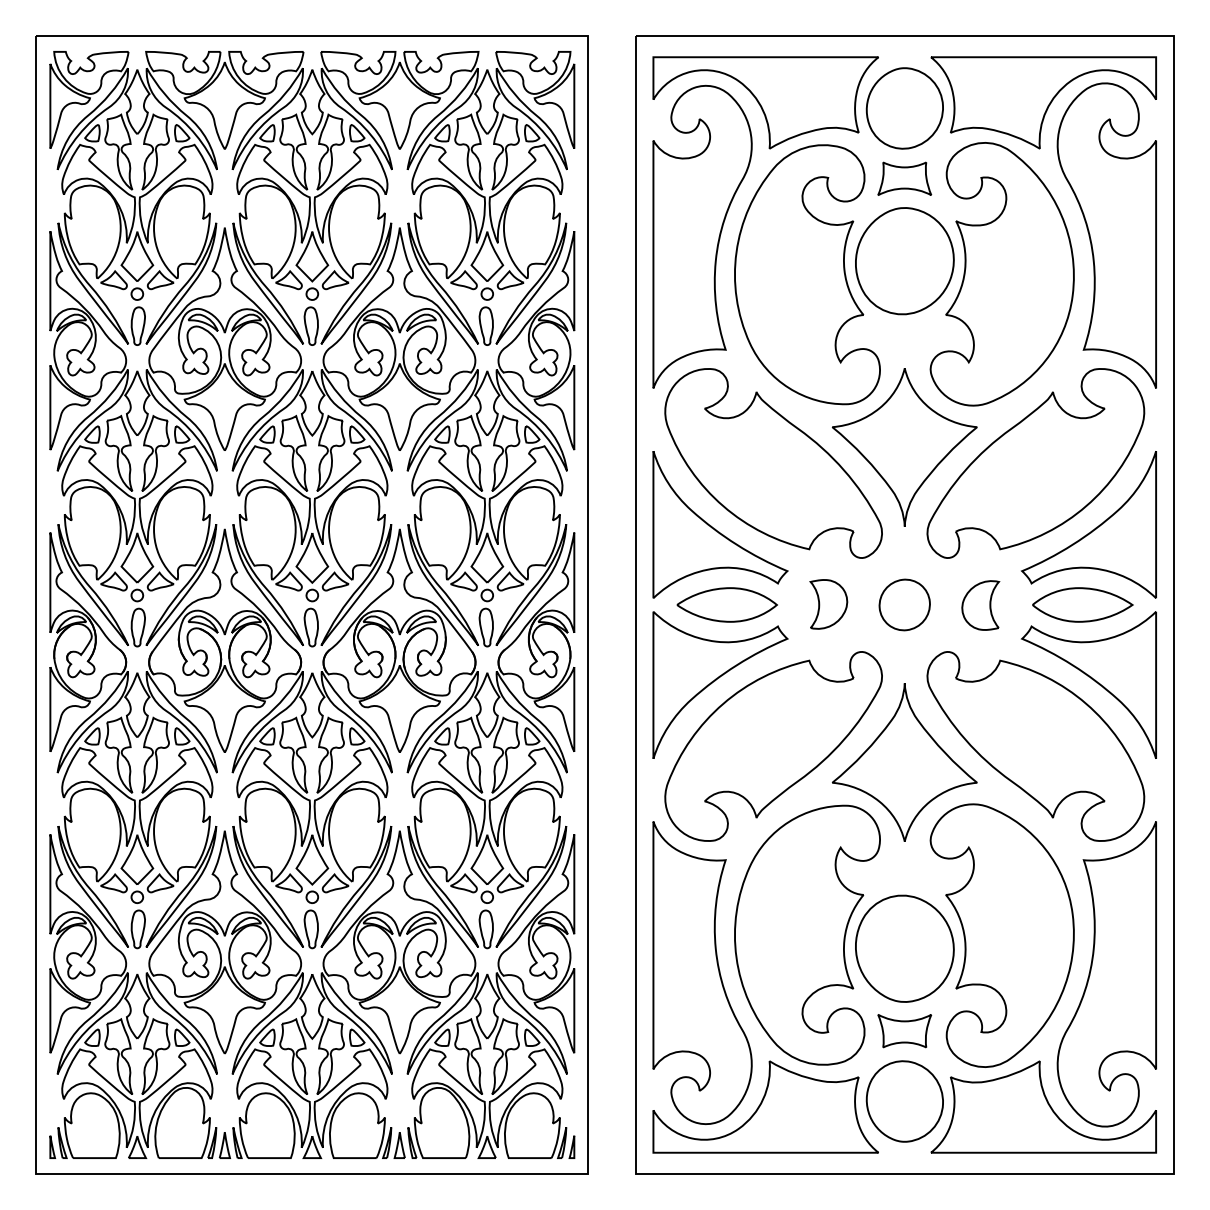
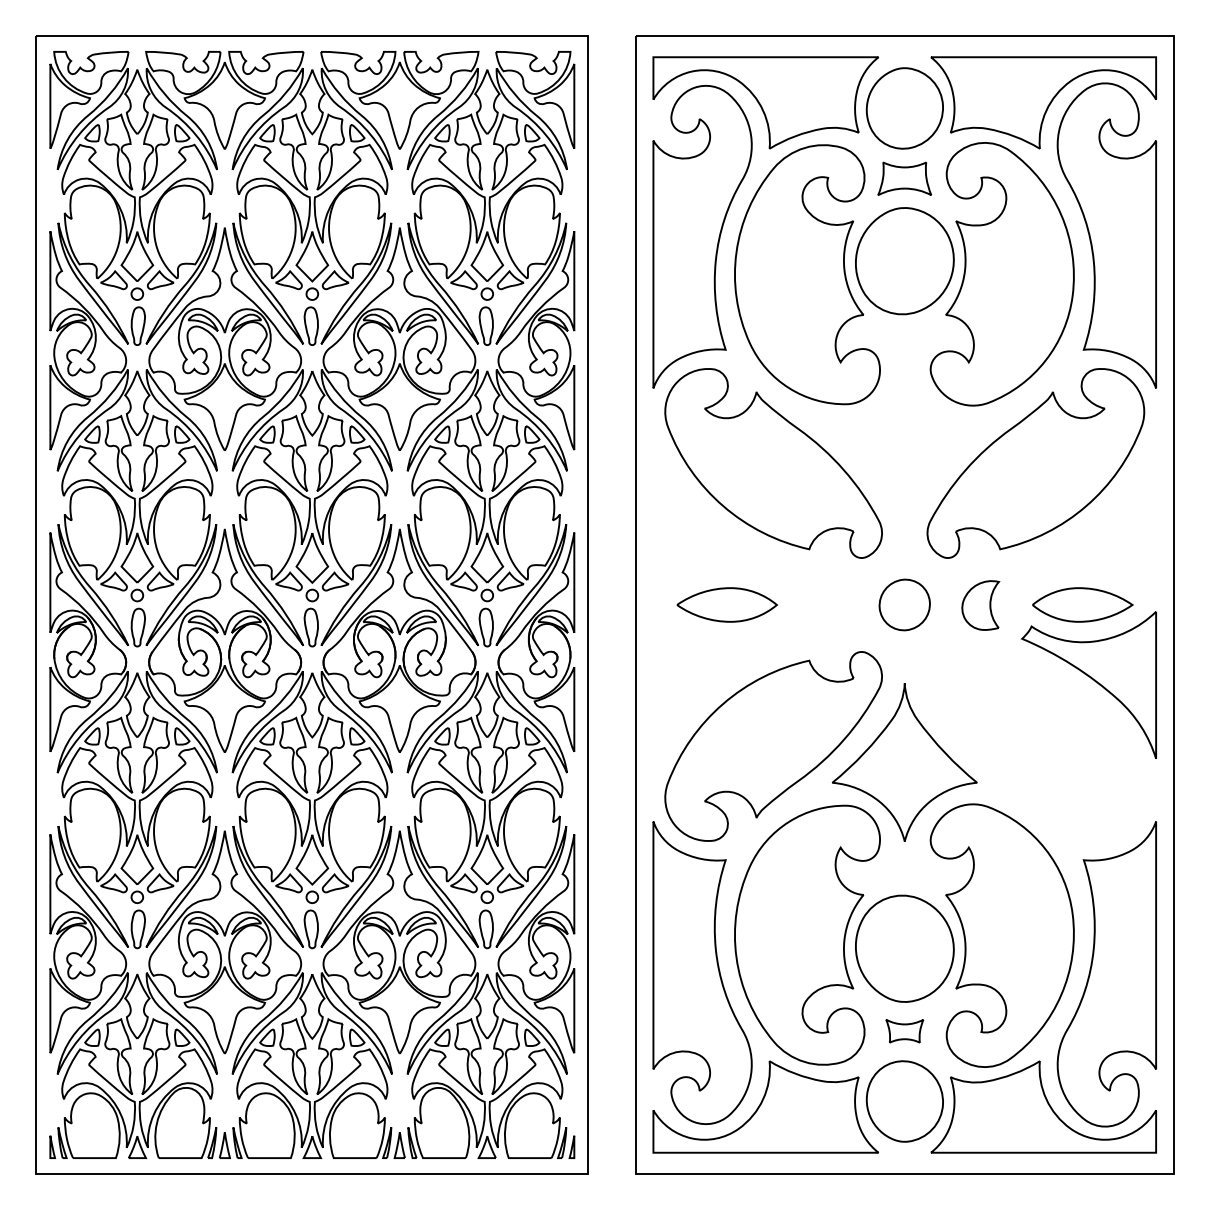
part: present -> none (904, 447)
part: present -> none (715, 528)
part: present -> none (1091, 530)
part: present -> none (828, 604)
part: present -> none (720, 684)
part: present -> none (1035, 746)
part size: 56x35 px -> 40x25 px (904, 1031)
